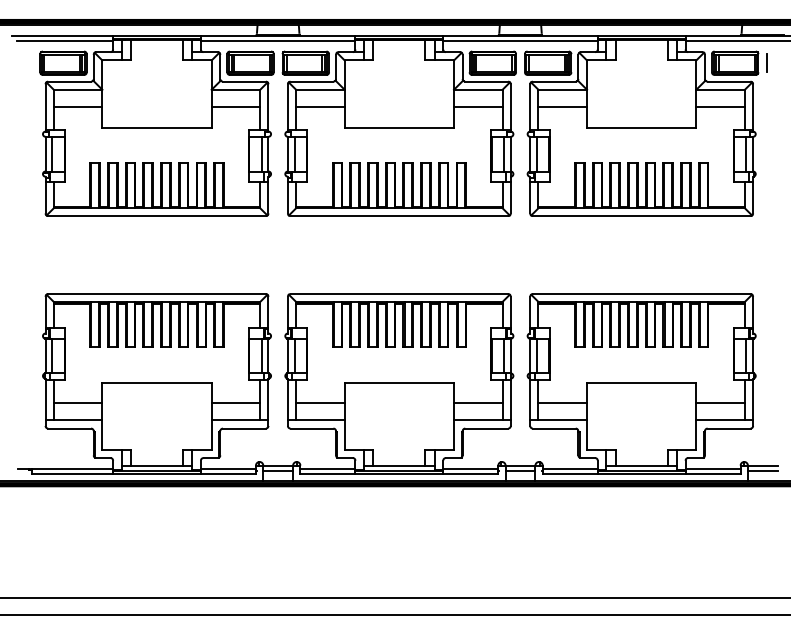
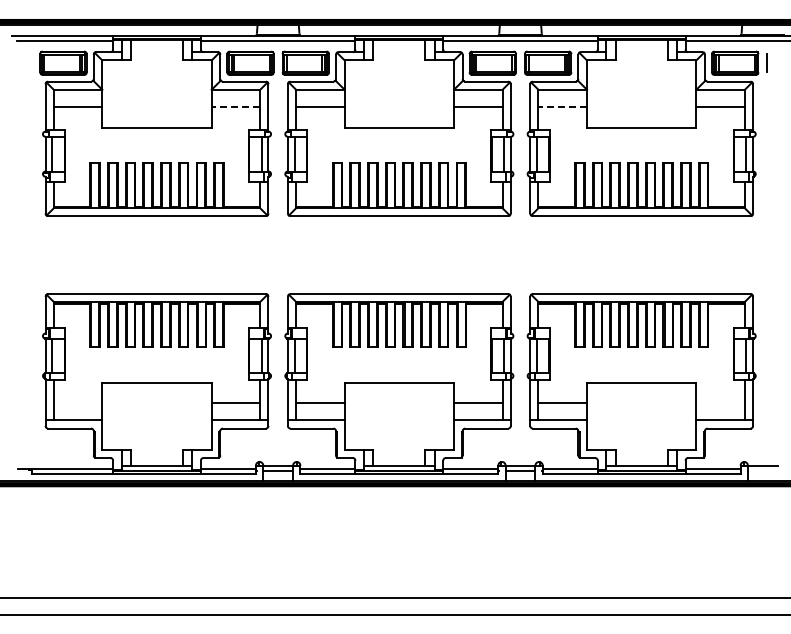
line: solid -> dashed (235, 107)
line: solid -> dashed (562, 107)
line: present -> none (77, 403)
line: present -> none (720, 403)
line: present -> none (762, 470)
